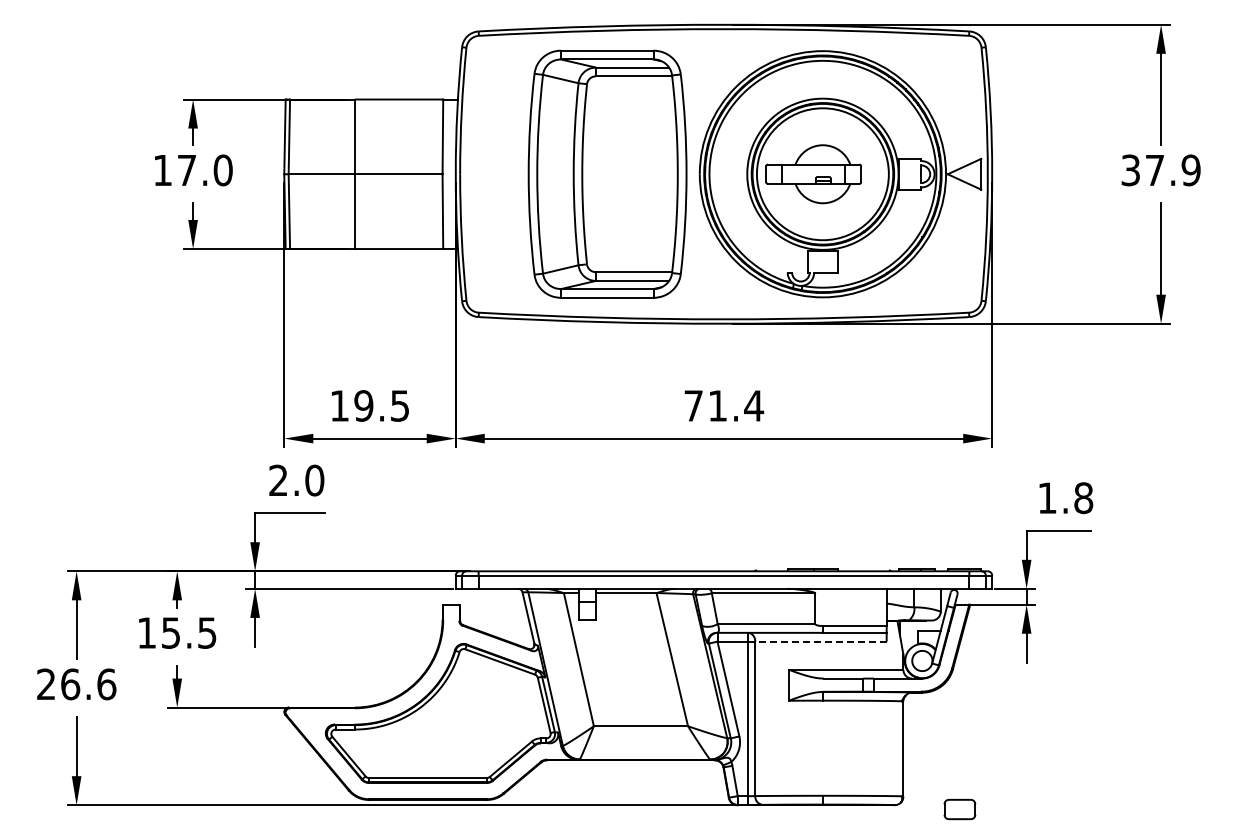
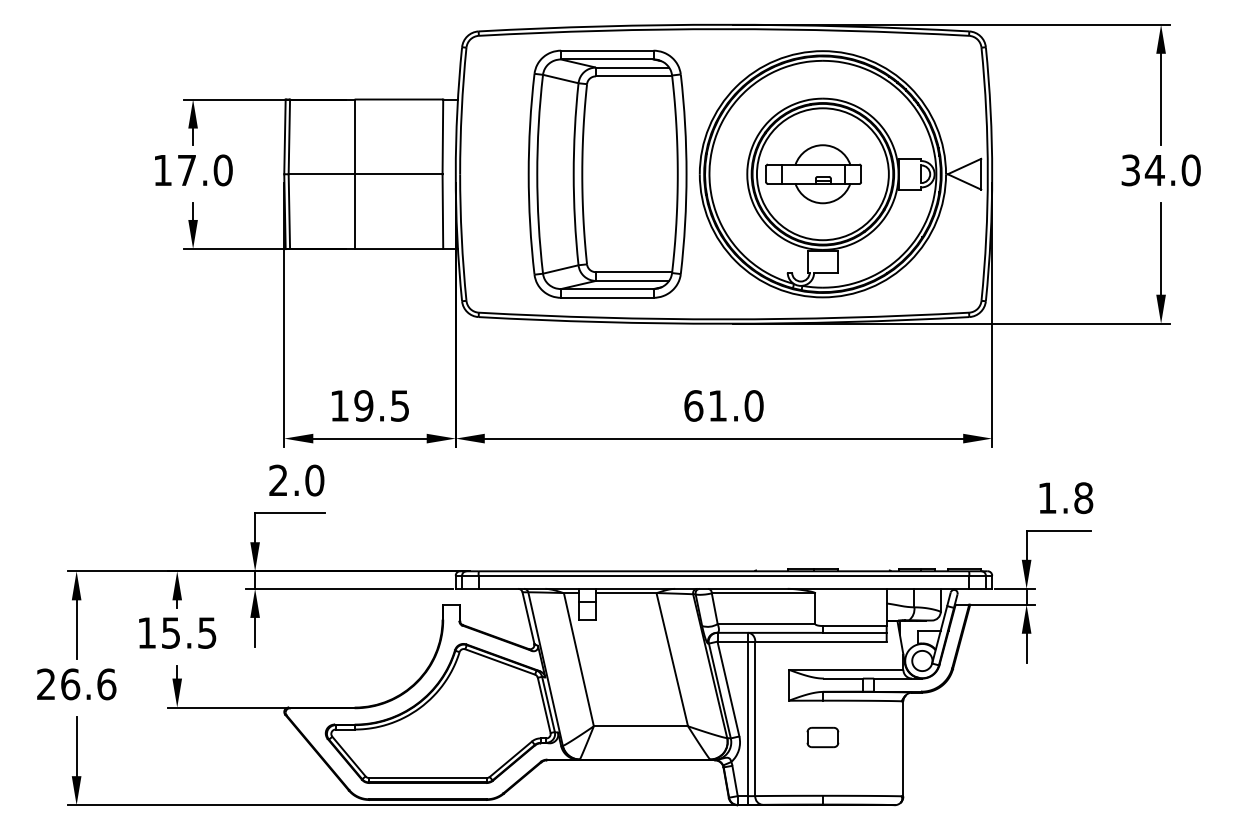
text: 37.9 -> 34.0 (1172, 170)
text: 71.4 -> 61.0 (724, 405)
line: dashed -> solid (820, 641)
part position: (959, 809) -> (822, 737) (822, 737)
